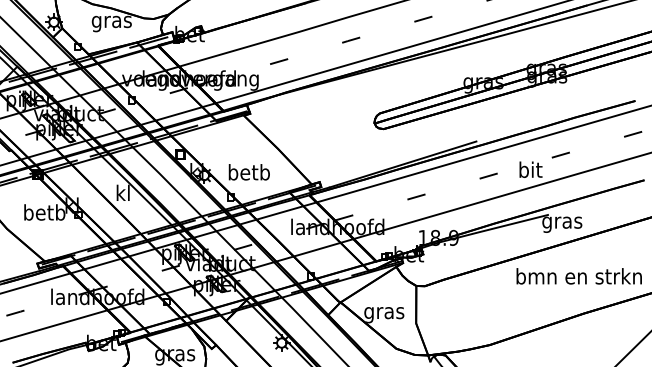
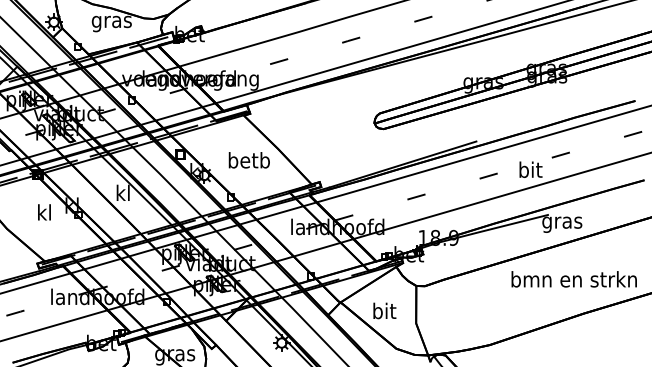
text position: (248, 172) -> (248, 160) (248, 160)
text: betb -> kl (44, 212)
text position: (578, 276) -> (573, 279) (573, 279)
text: gras -> bit (384, 312)
line: present -> none (633, 348)
